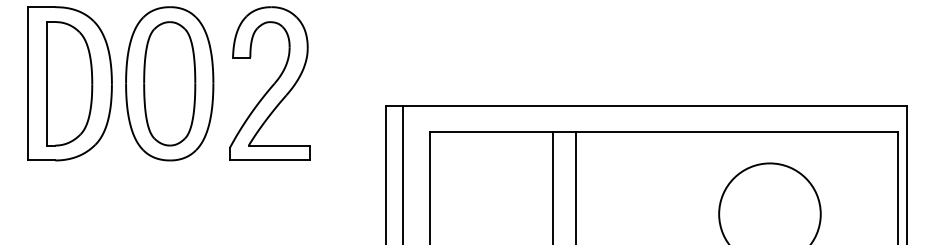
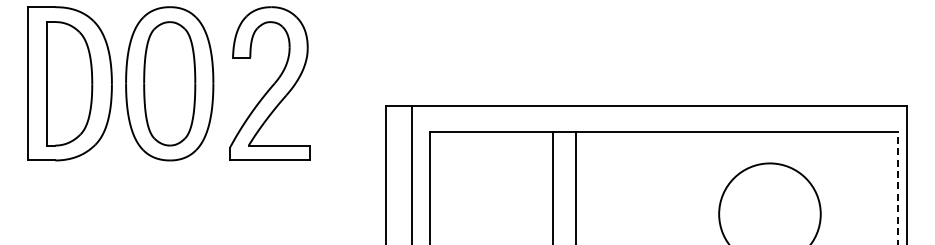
line position: (403, 173) -> (412, 173) (412, 173)
line: solid -> dashed (898, 188)
